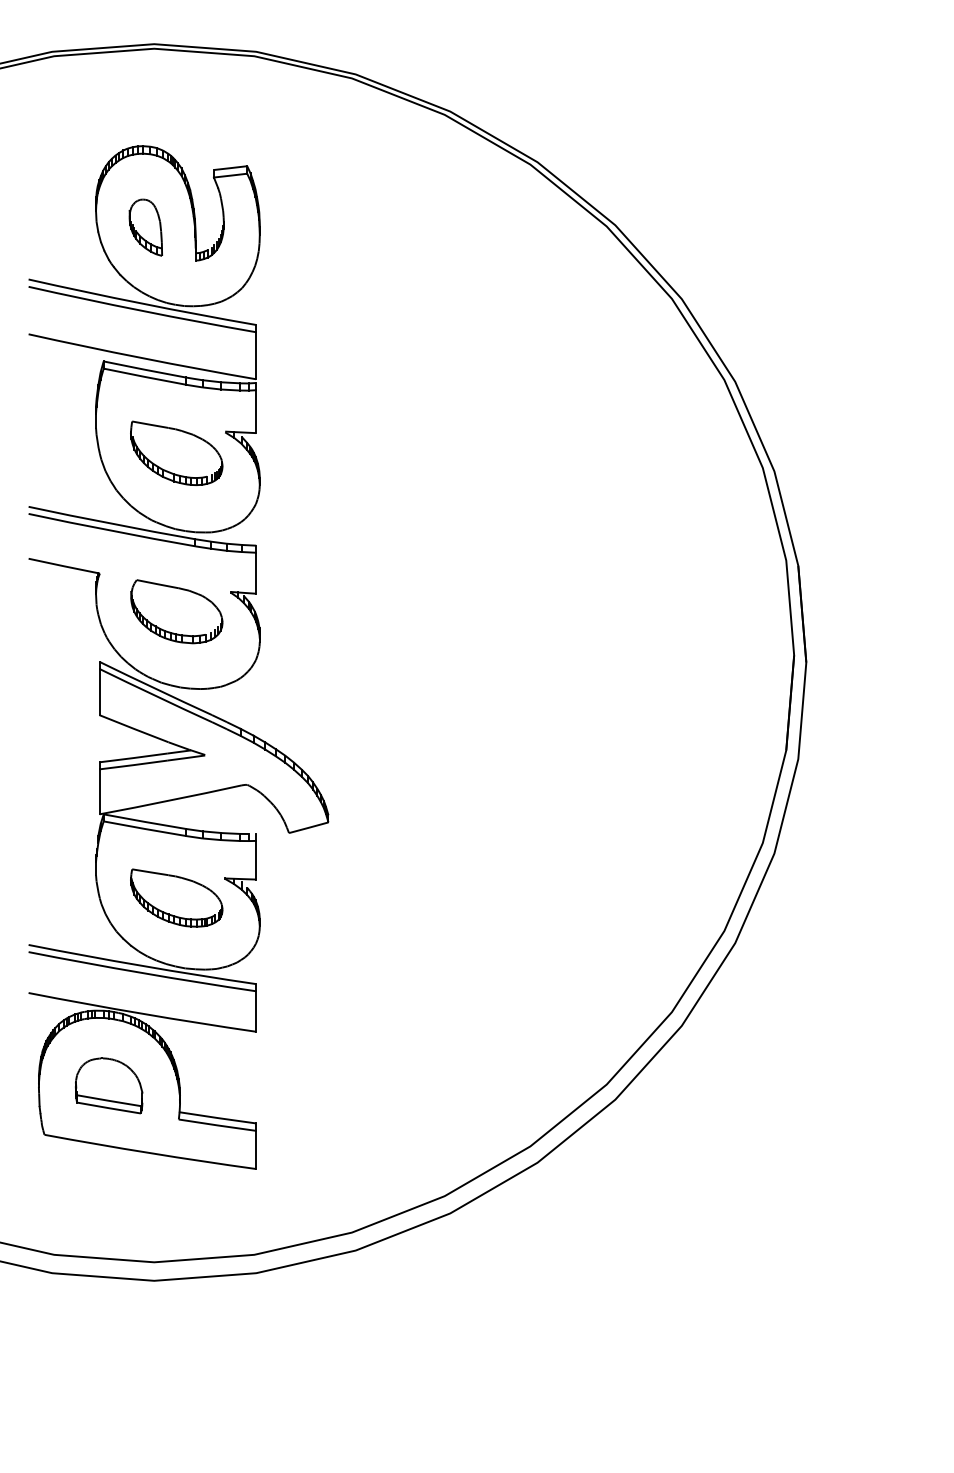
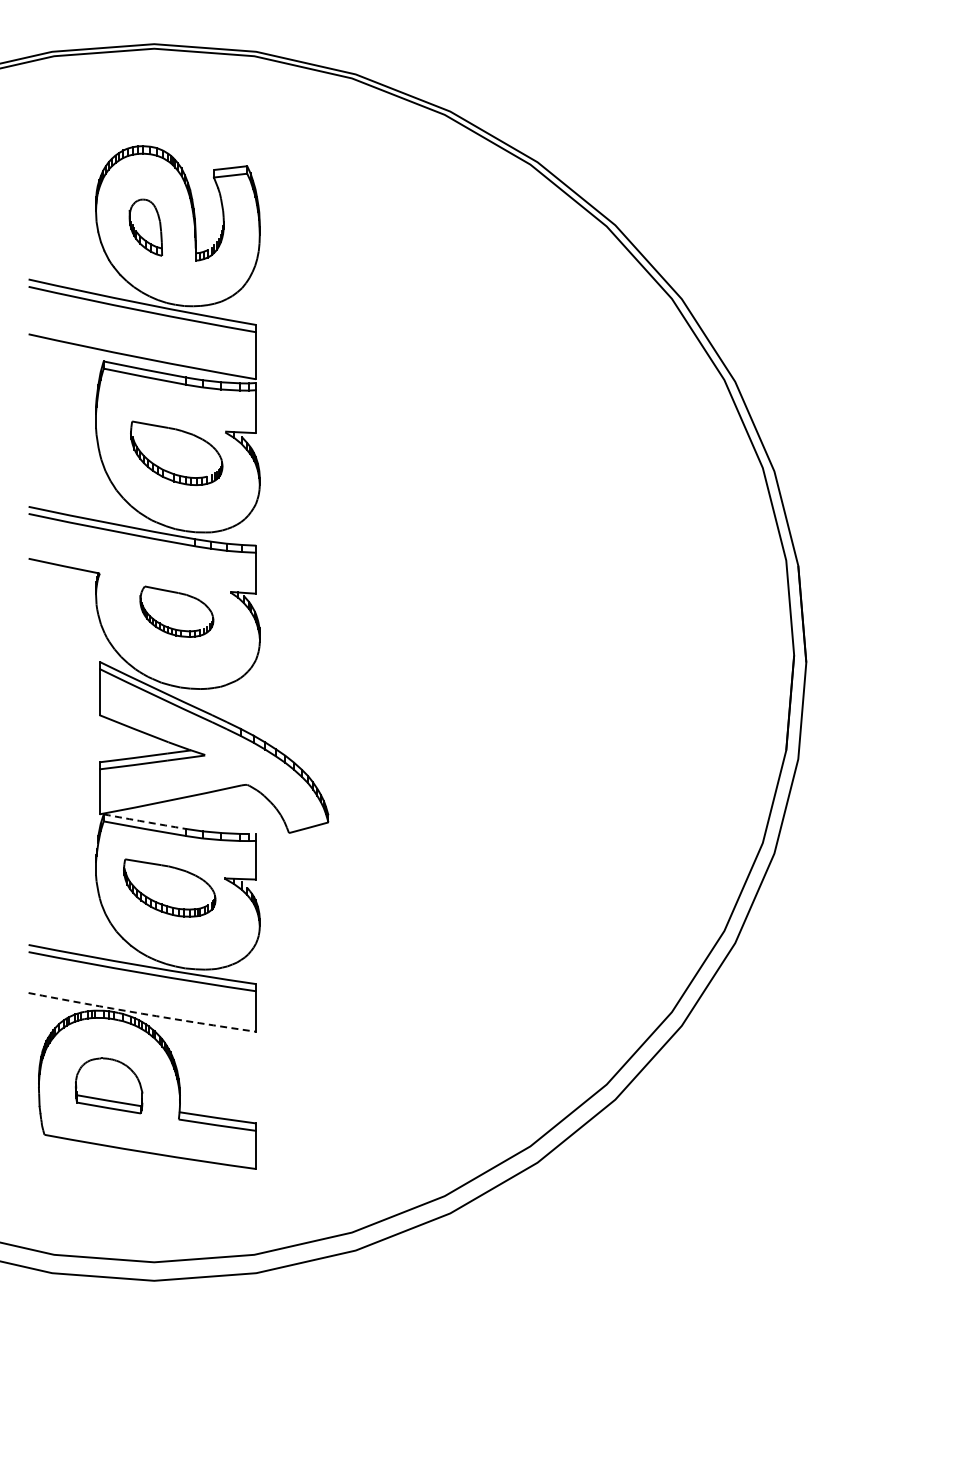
part size: 94x66 px -> 76x53 px (176, 611)
arc: solid -> dashed (144, 821)
part position: (176, 897) -> (169, 887) (169, 887)
arc: solid -> dashed (142, 1013)
